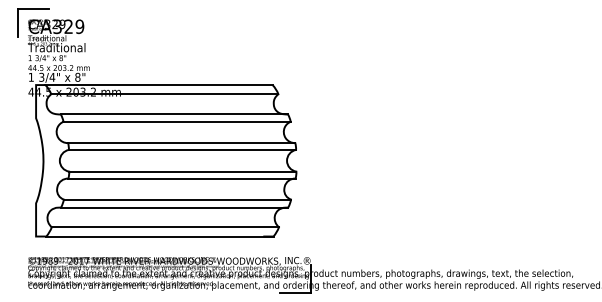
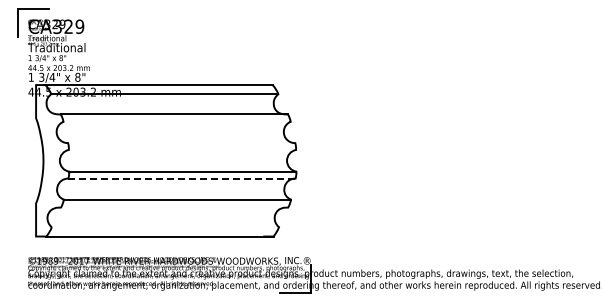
line: present -> none (176, 121)
line: present -> none (181, 143)
line: present -> none (182, 149)
line: solid -> dashed (181, 178)
line: present -> none (174, 207)
line: present -> none (165, 227)
